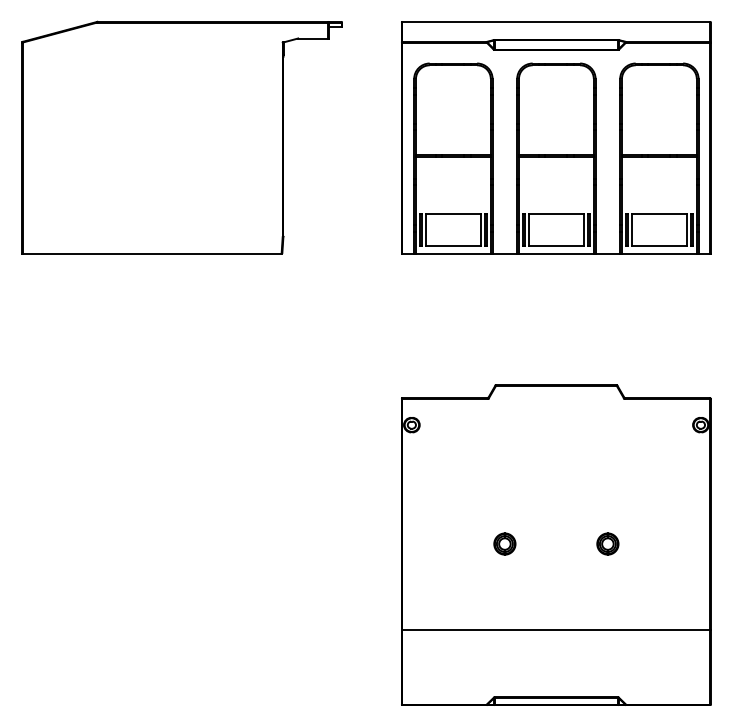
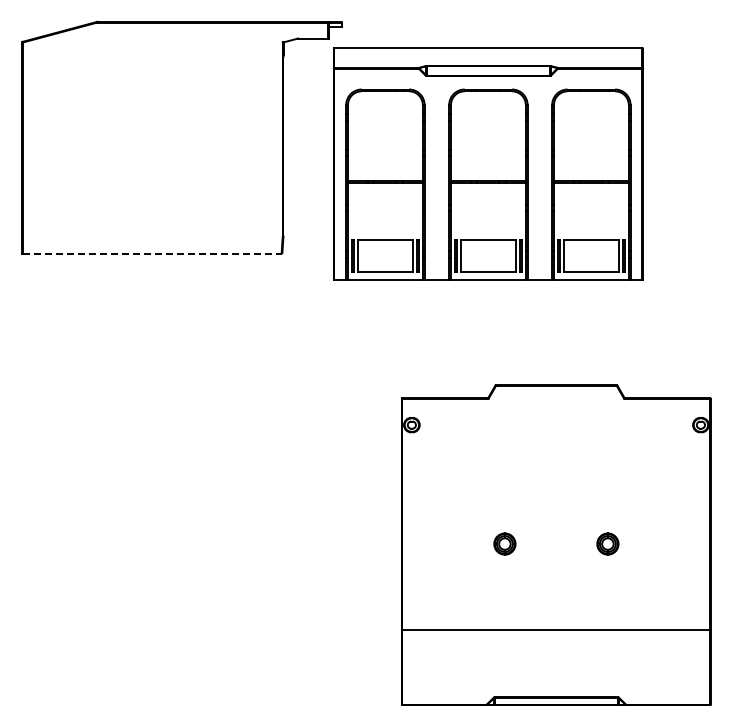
part position: (556, 137) -> (488, 163) (488, 163)
line: solid -> dashed (152, 254)
